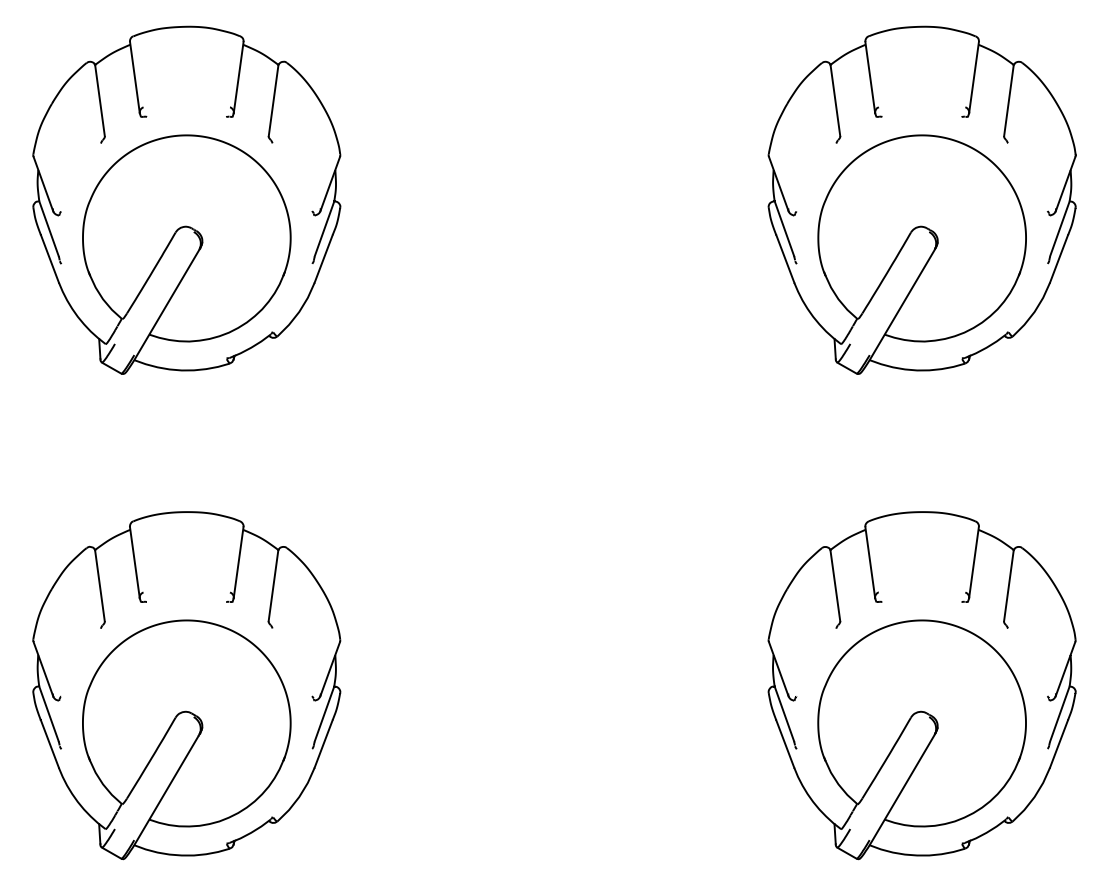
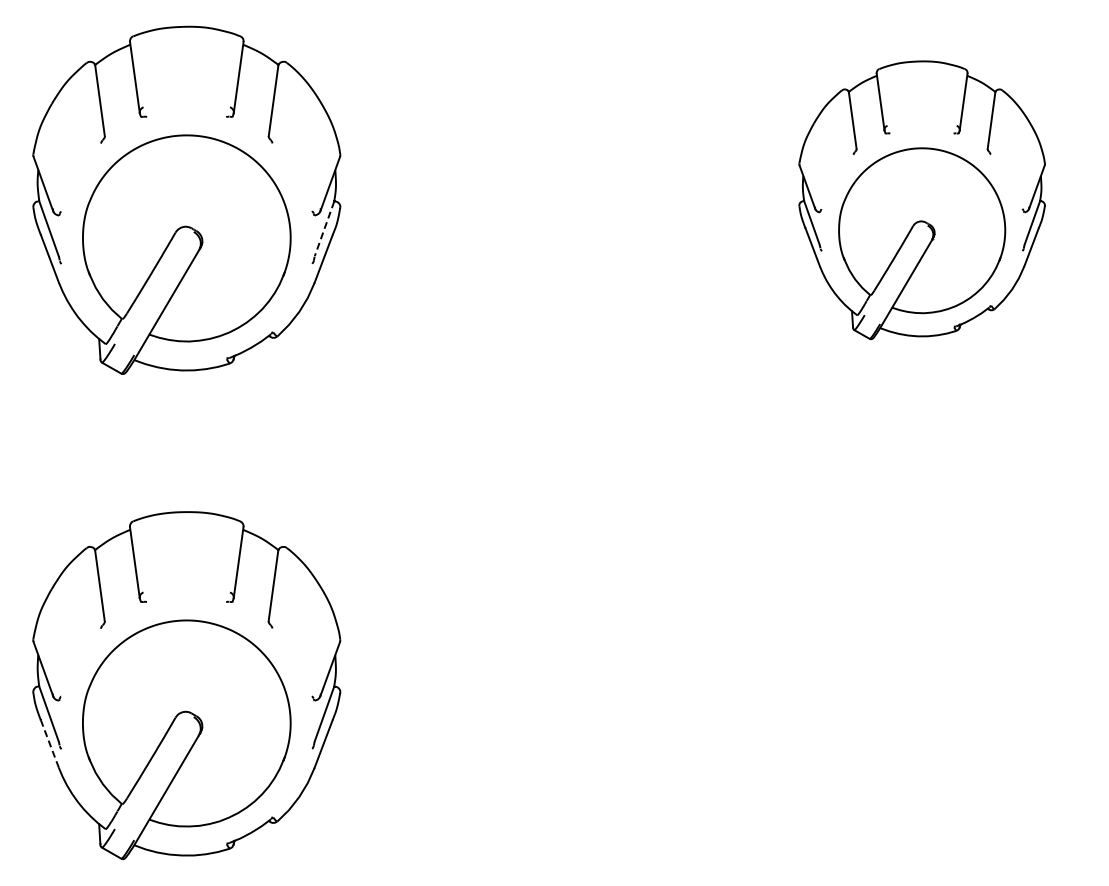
part size: 310x350 px -> 248x281 px (921, 200)
line: solid -> dashed (324, 228)
part: present -> none (921, 685)
line: solid -> dashed (49, 743)
